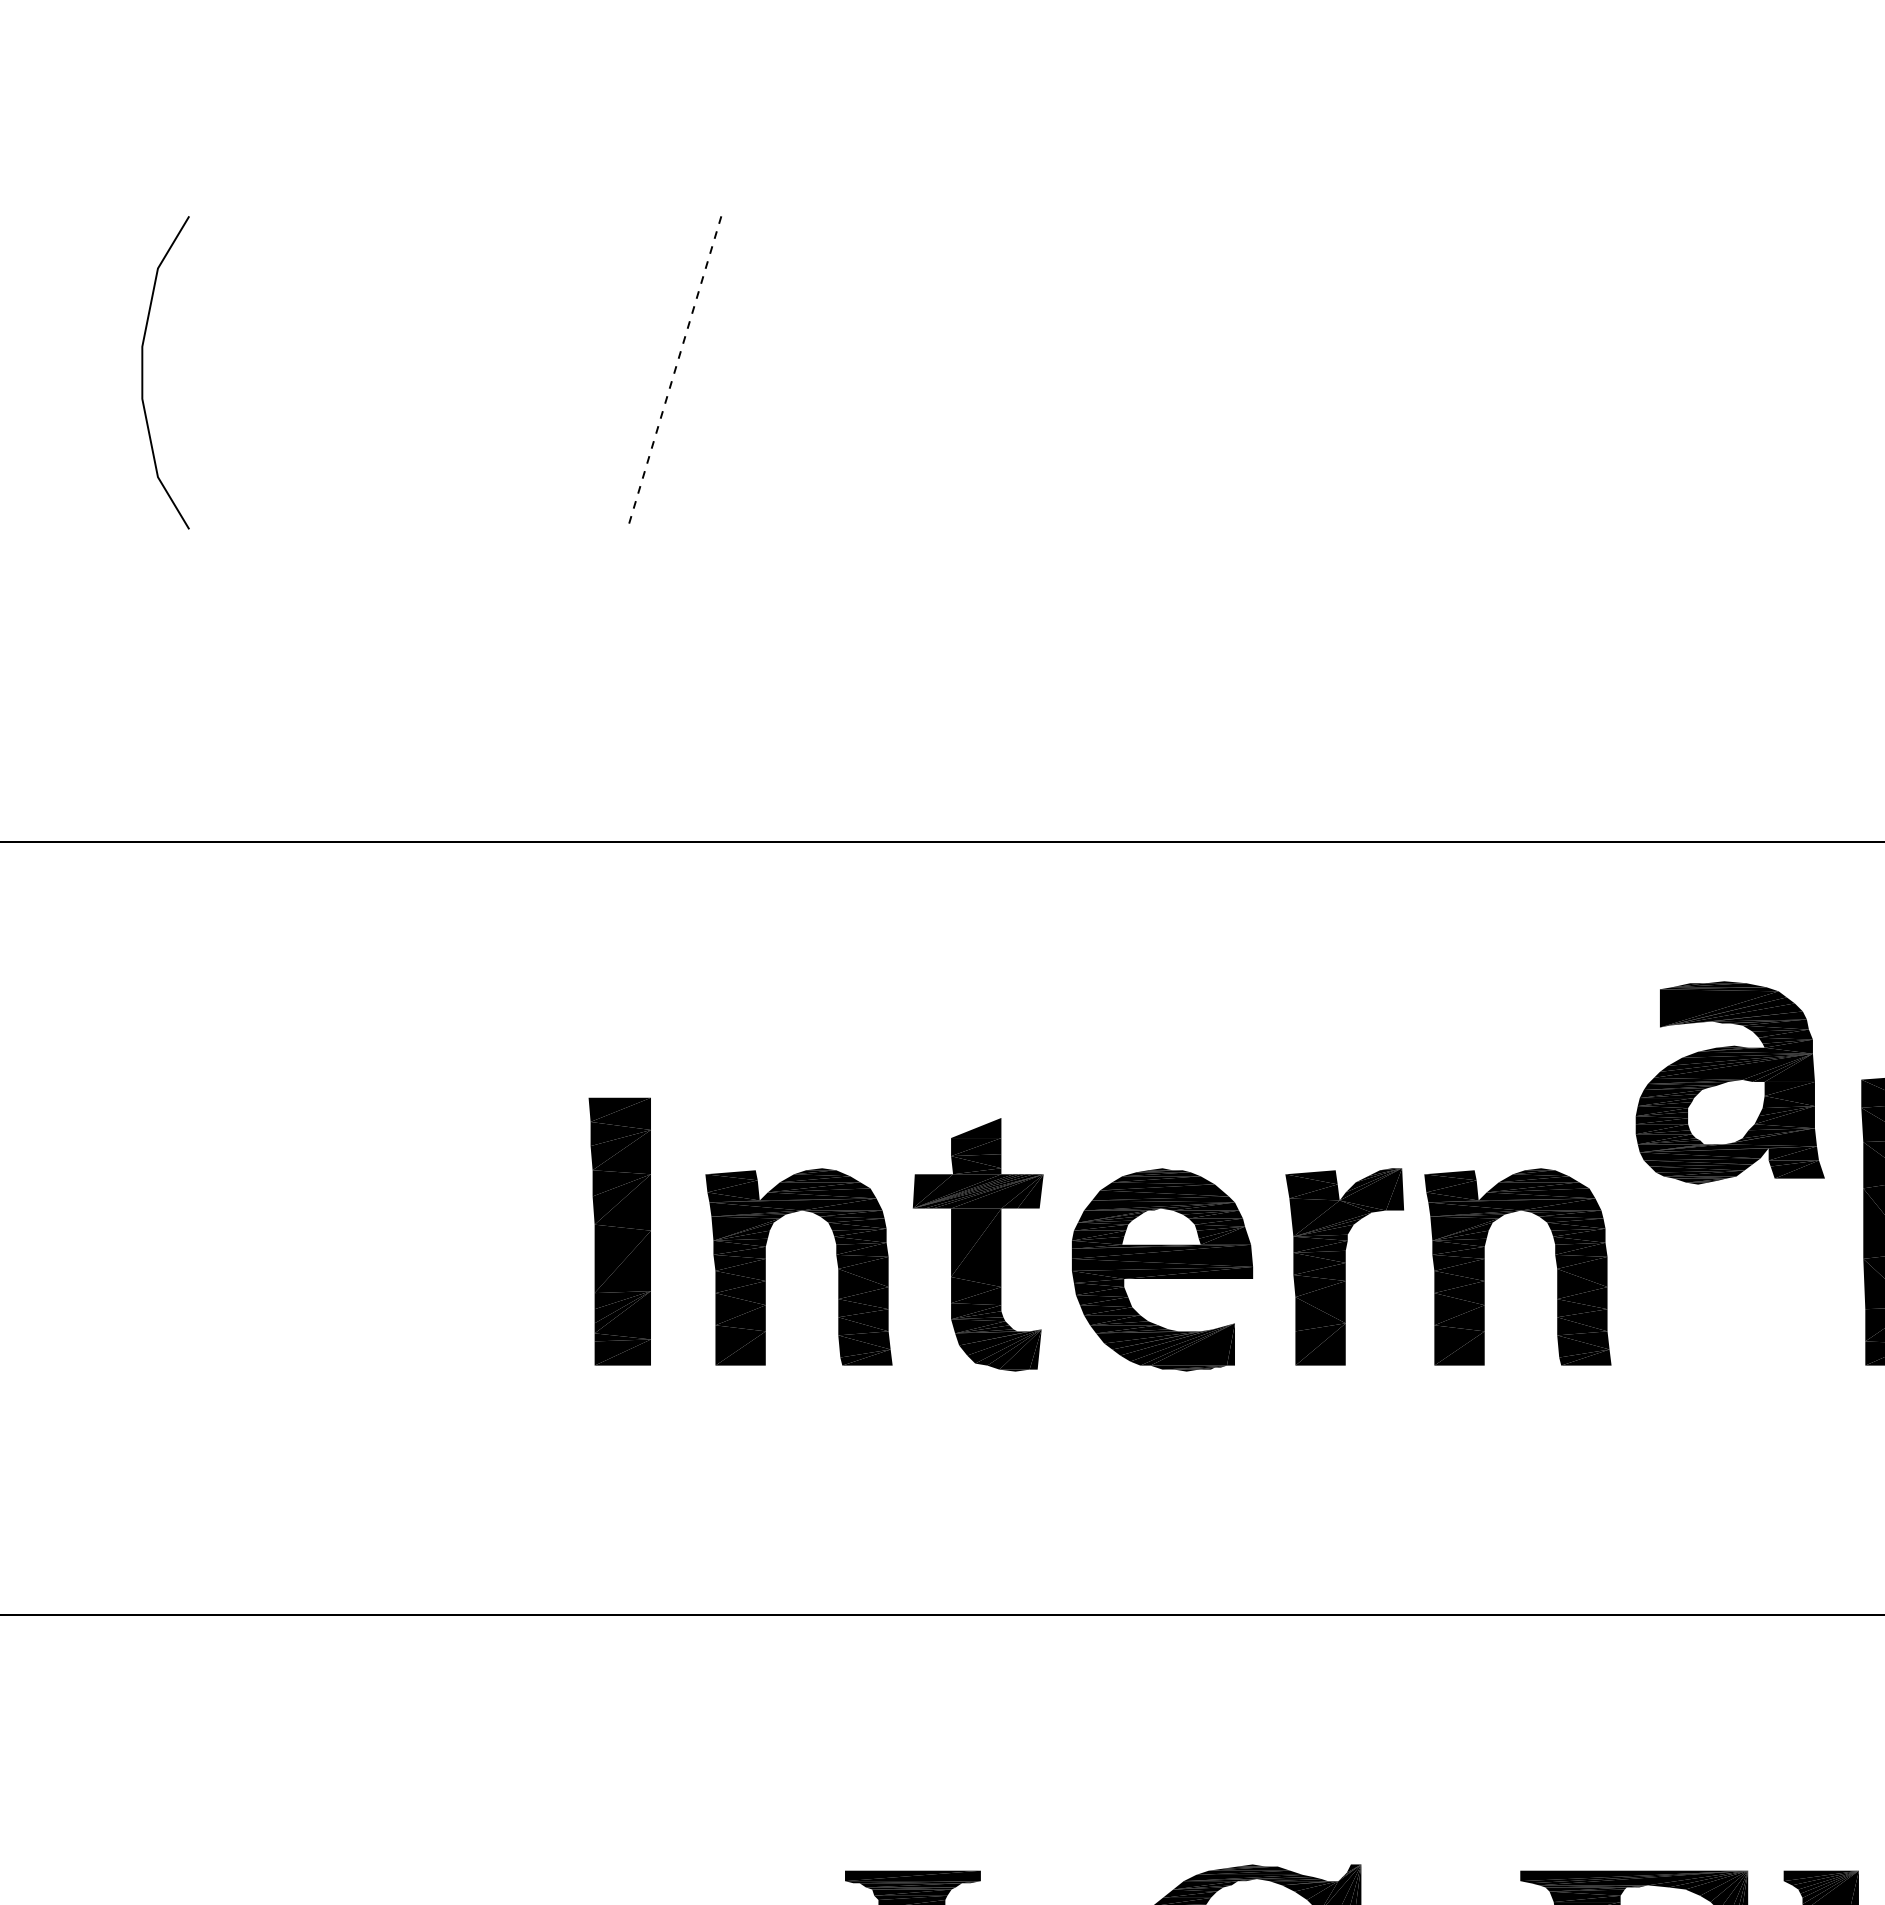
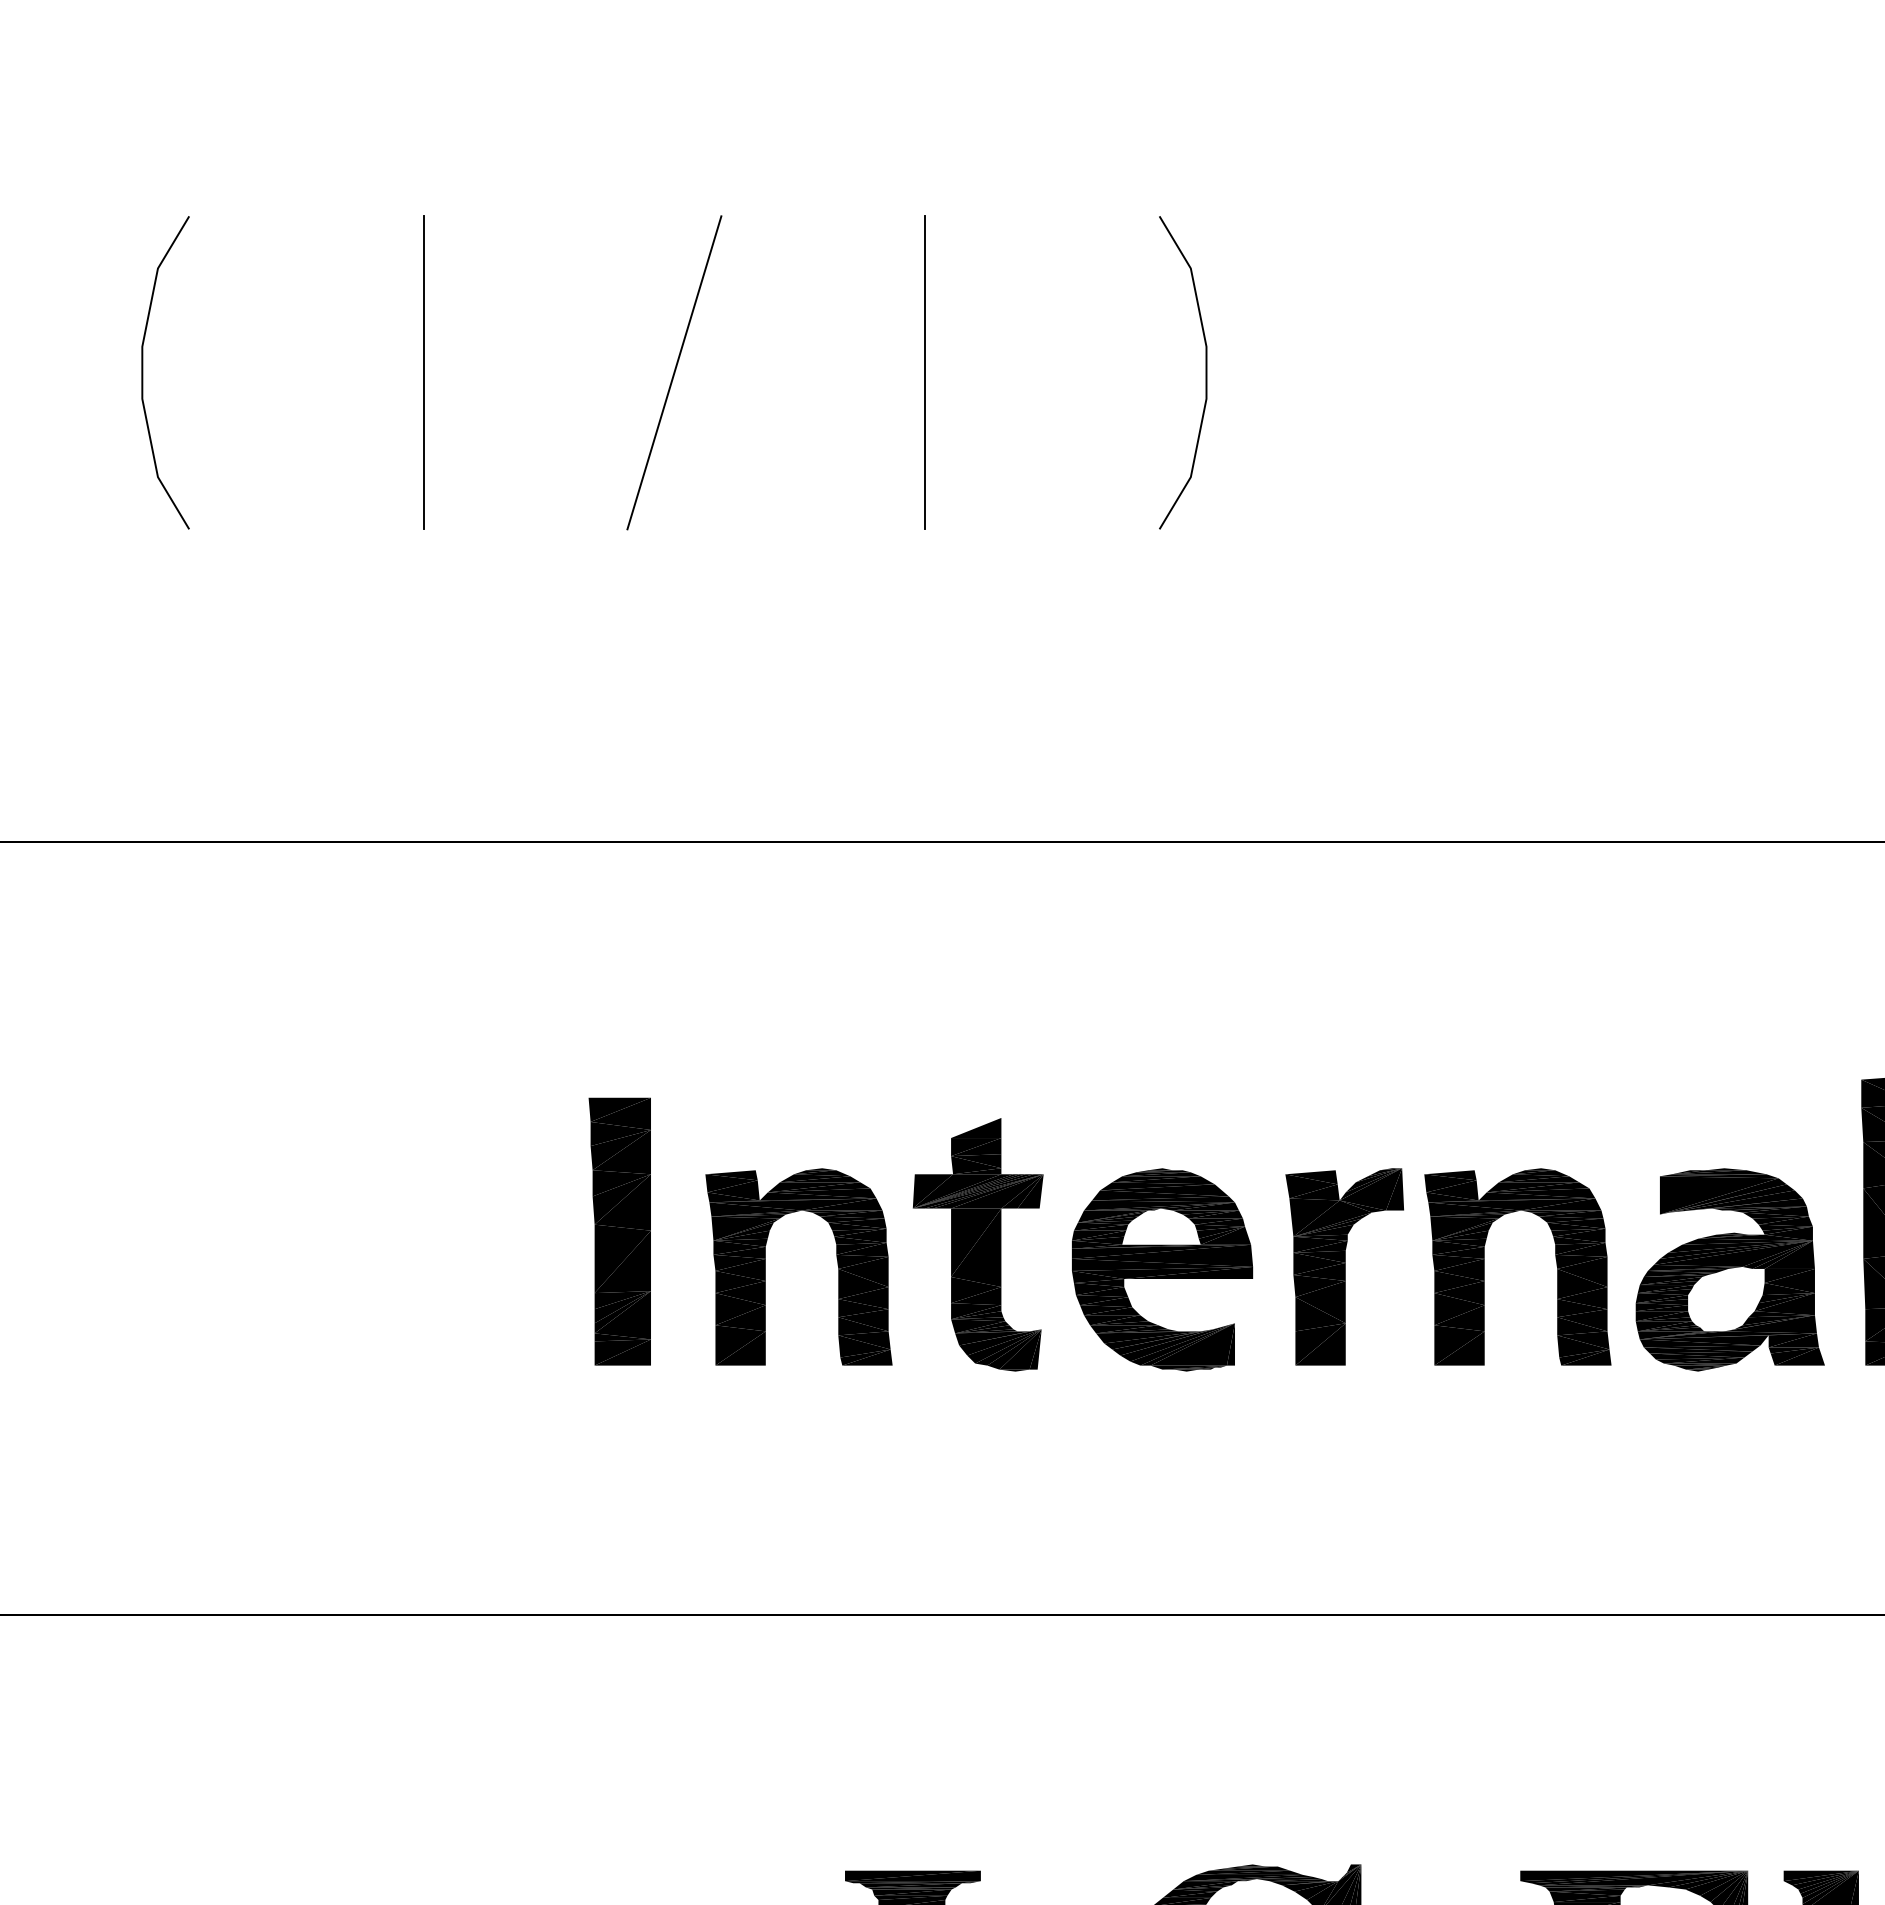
line: none -> present (424, 372)
line: none -> present (924, 372)
curve: none -> present (1205, 372)
line: dashed -> solid (674, 373)
part position: (1729, 1082) -> (1729, 1269) (1729, 1269)
